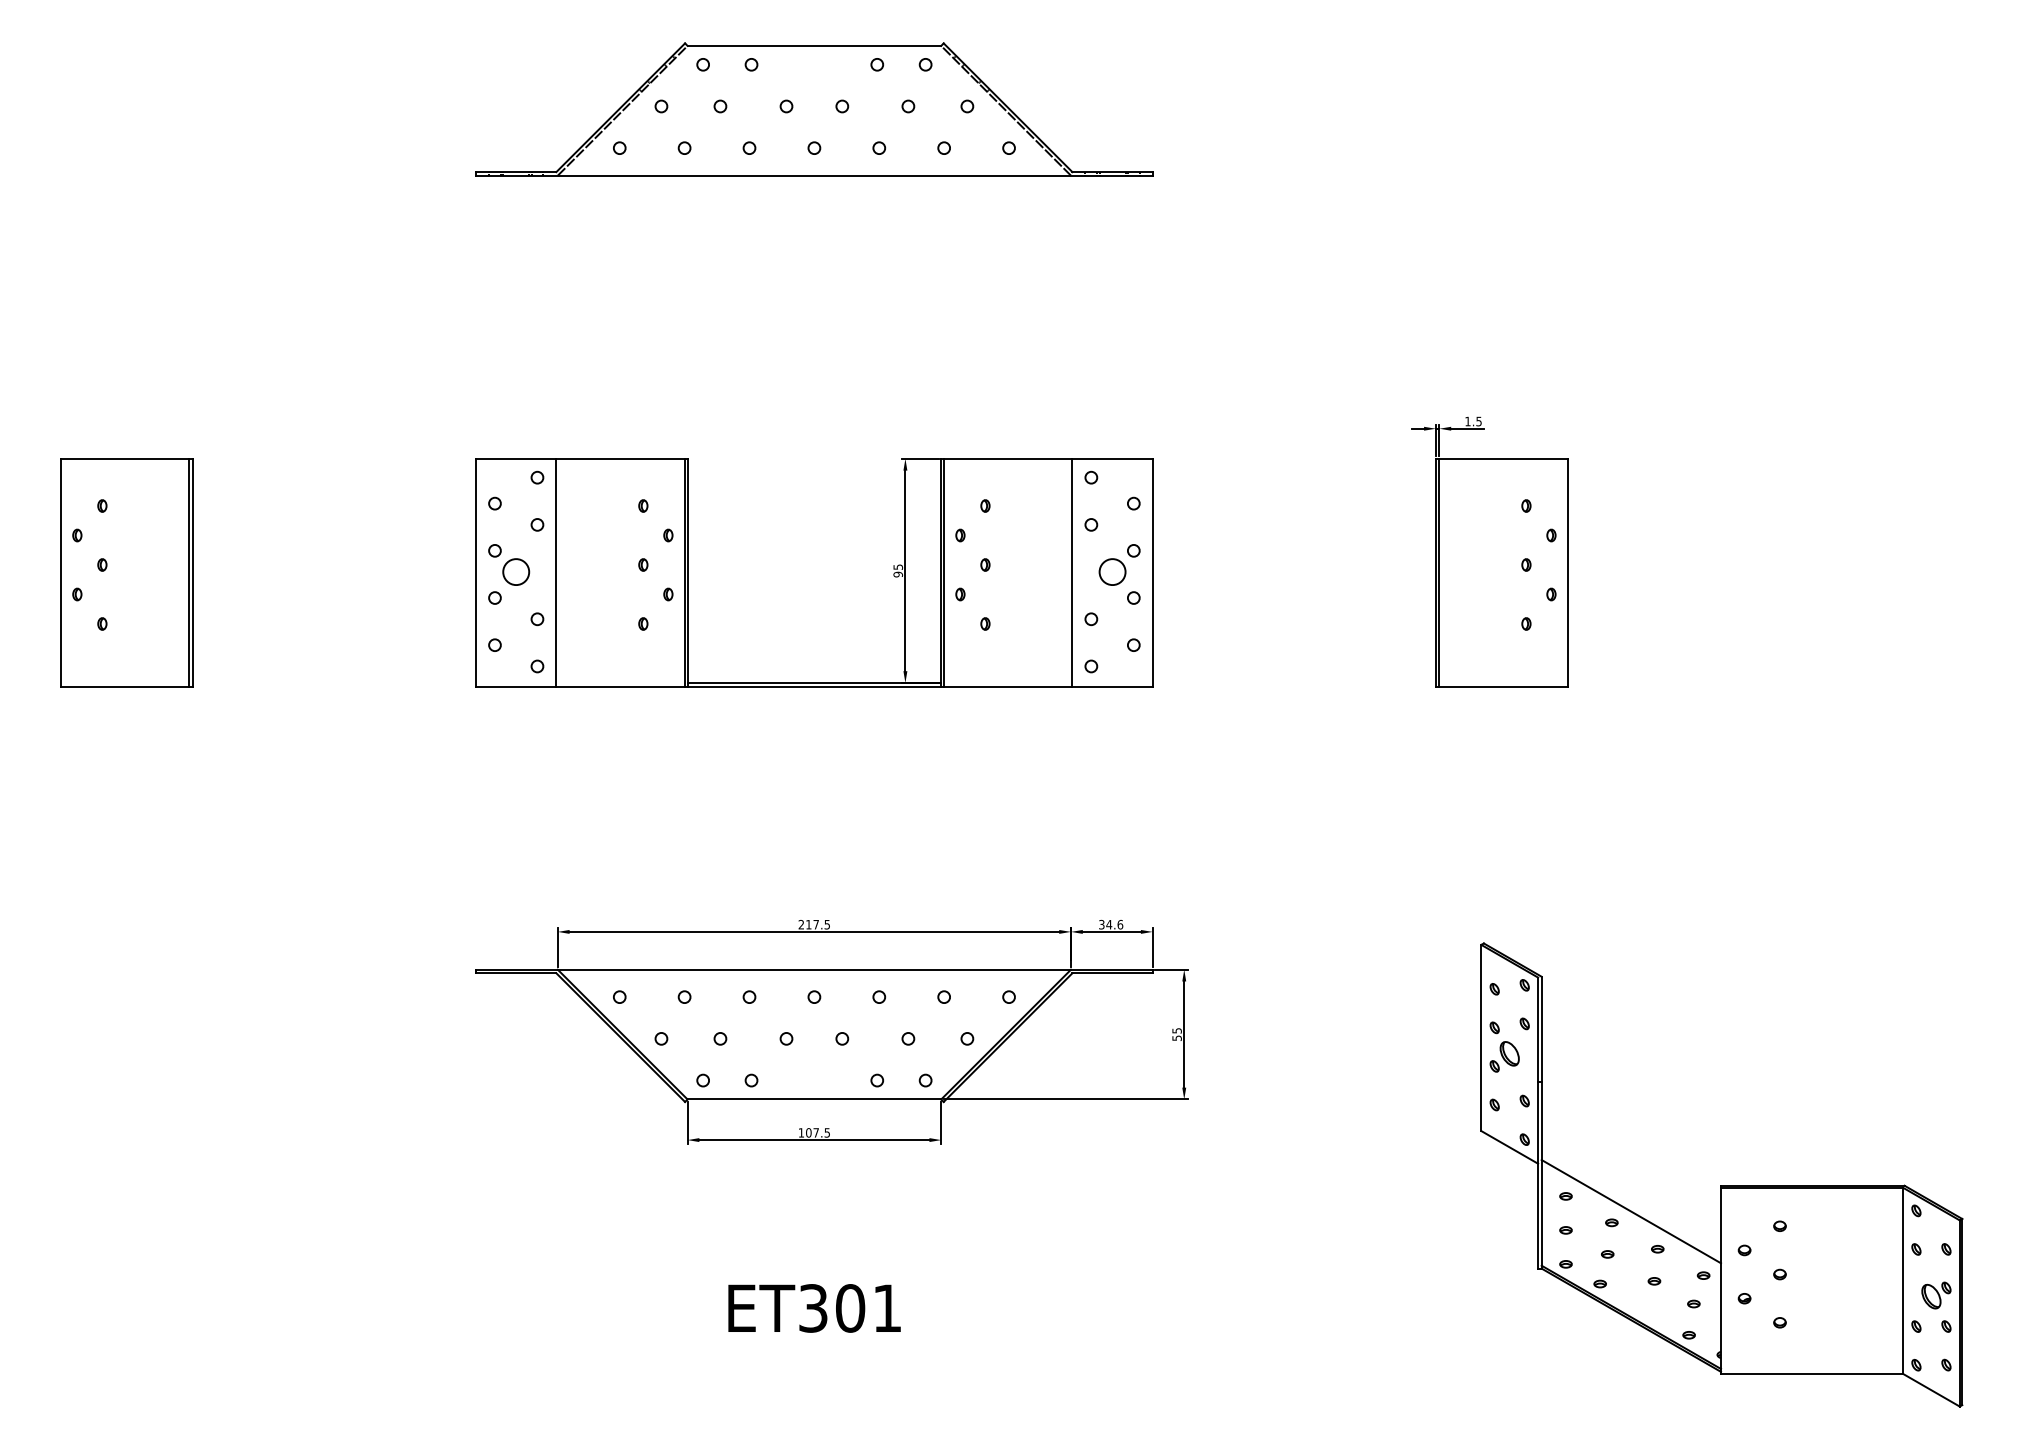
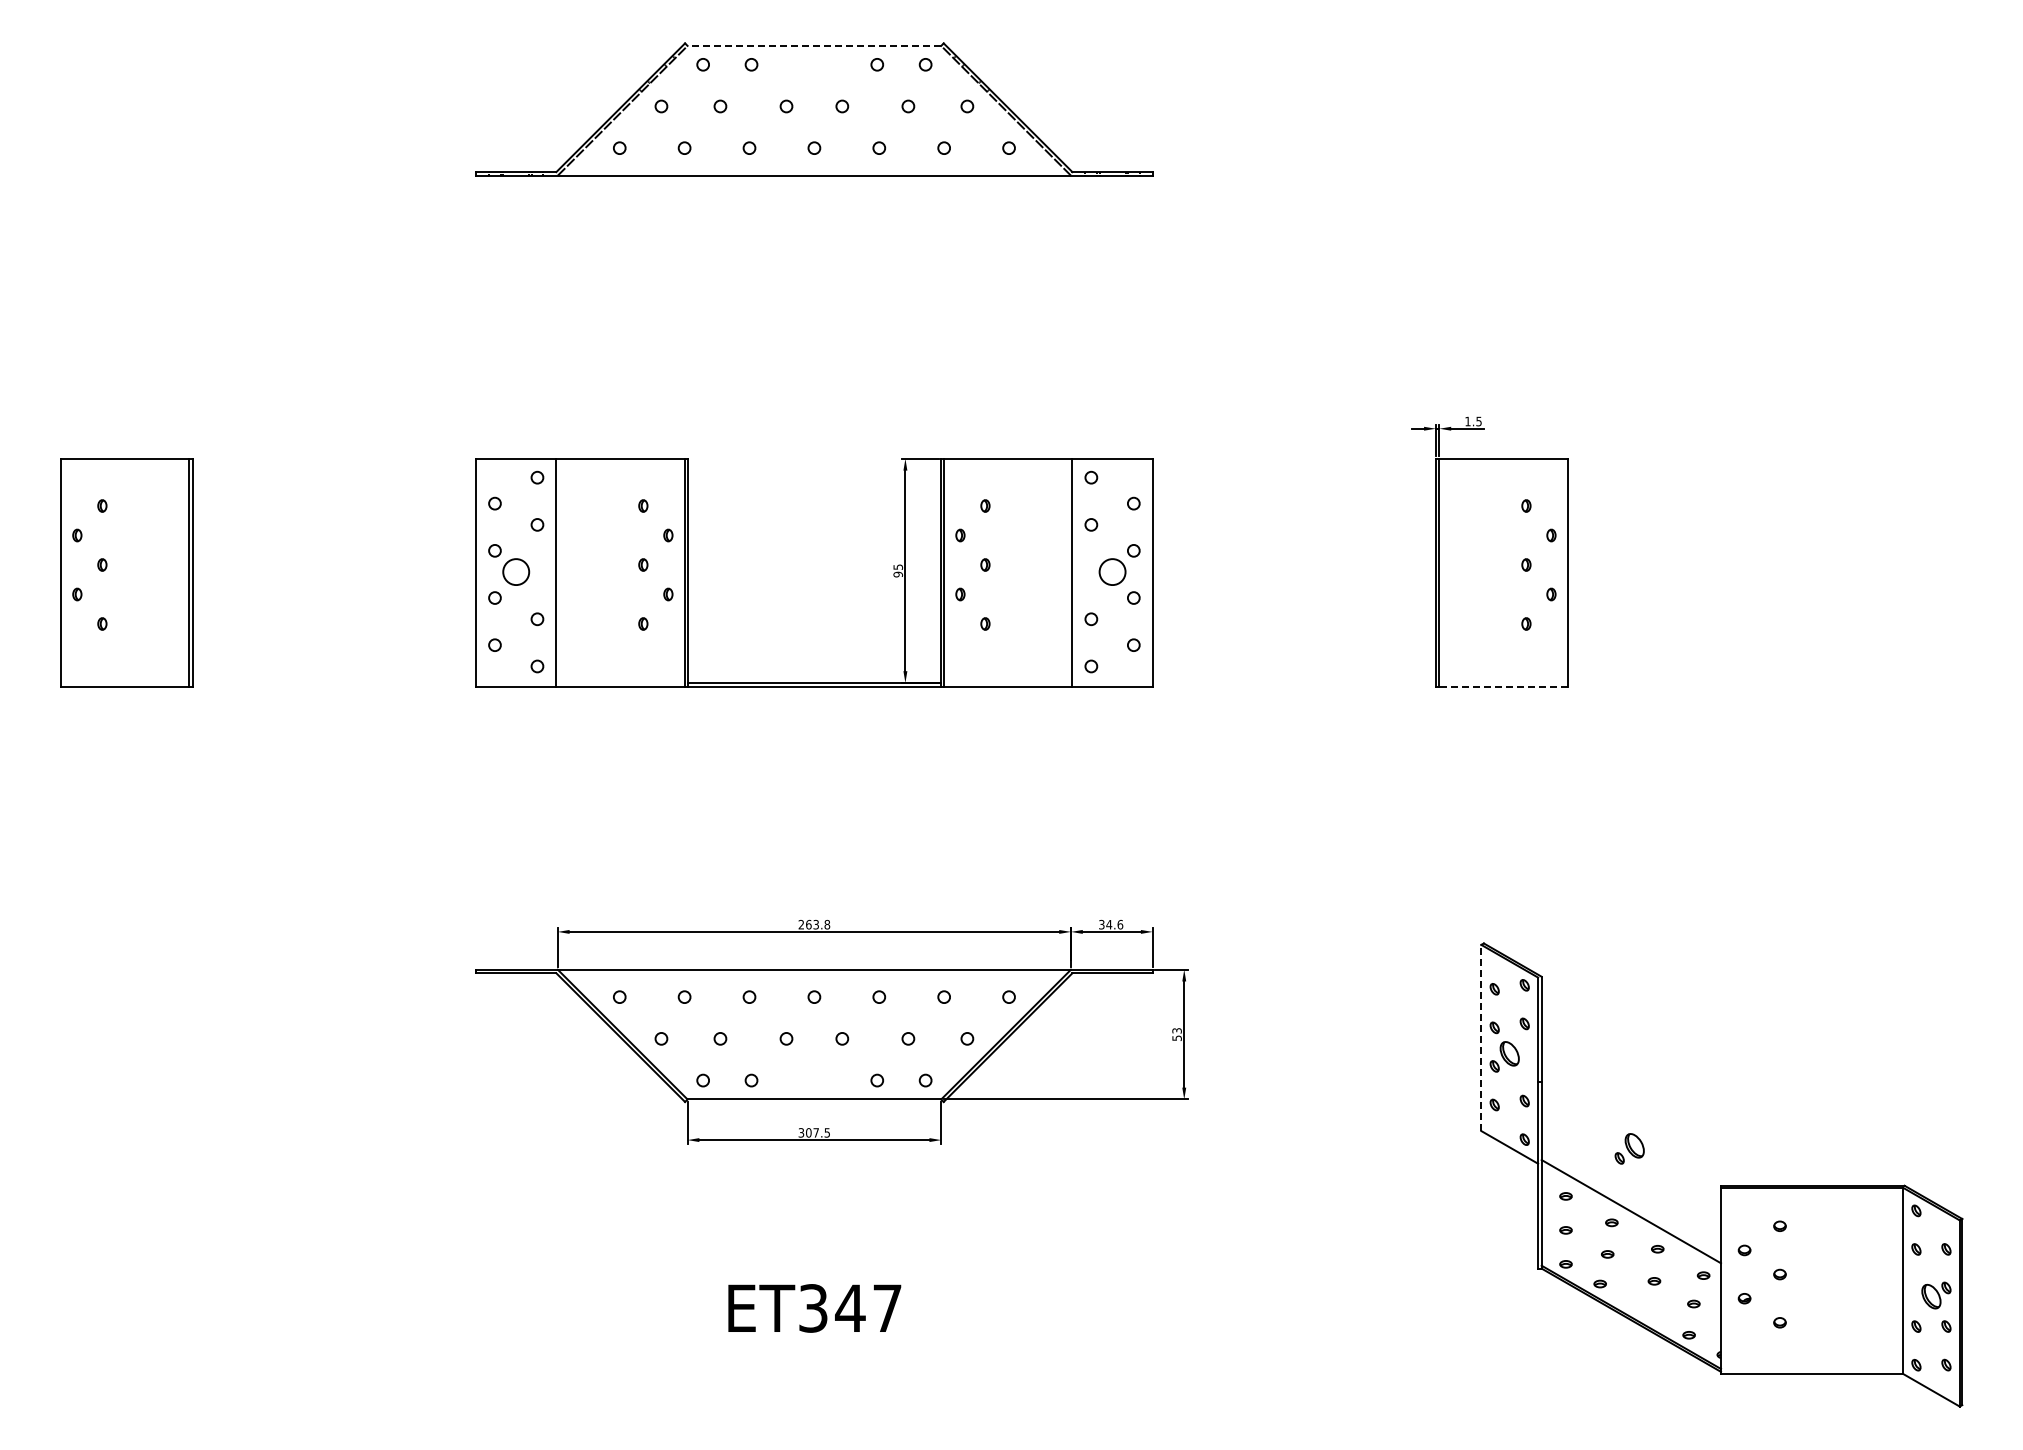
line: solid -> dashed (814, 45)
line: solid -> dashed (1503, 686)
text: 217.5 -> 263.8 (818, 924)
text: 55 -> 53 (1176, 1030)
line: solid -> dashed (1481, 1037)
text: 107.5 -> 307.5 (801, 1132)
part: none -> present (1629, 1148)
text: ET301 -> ET347 (868, 1308)
